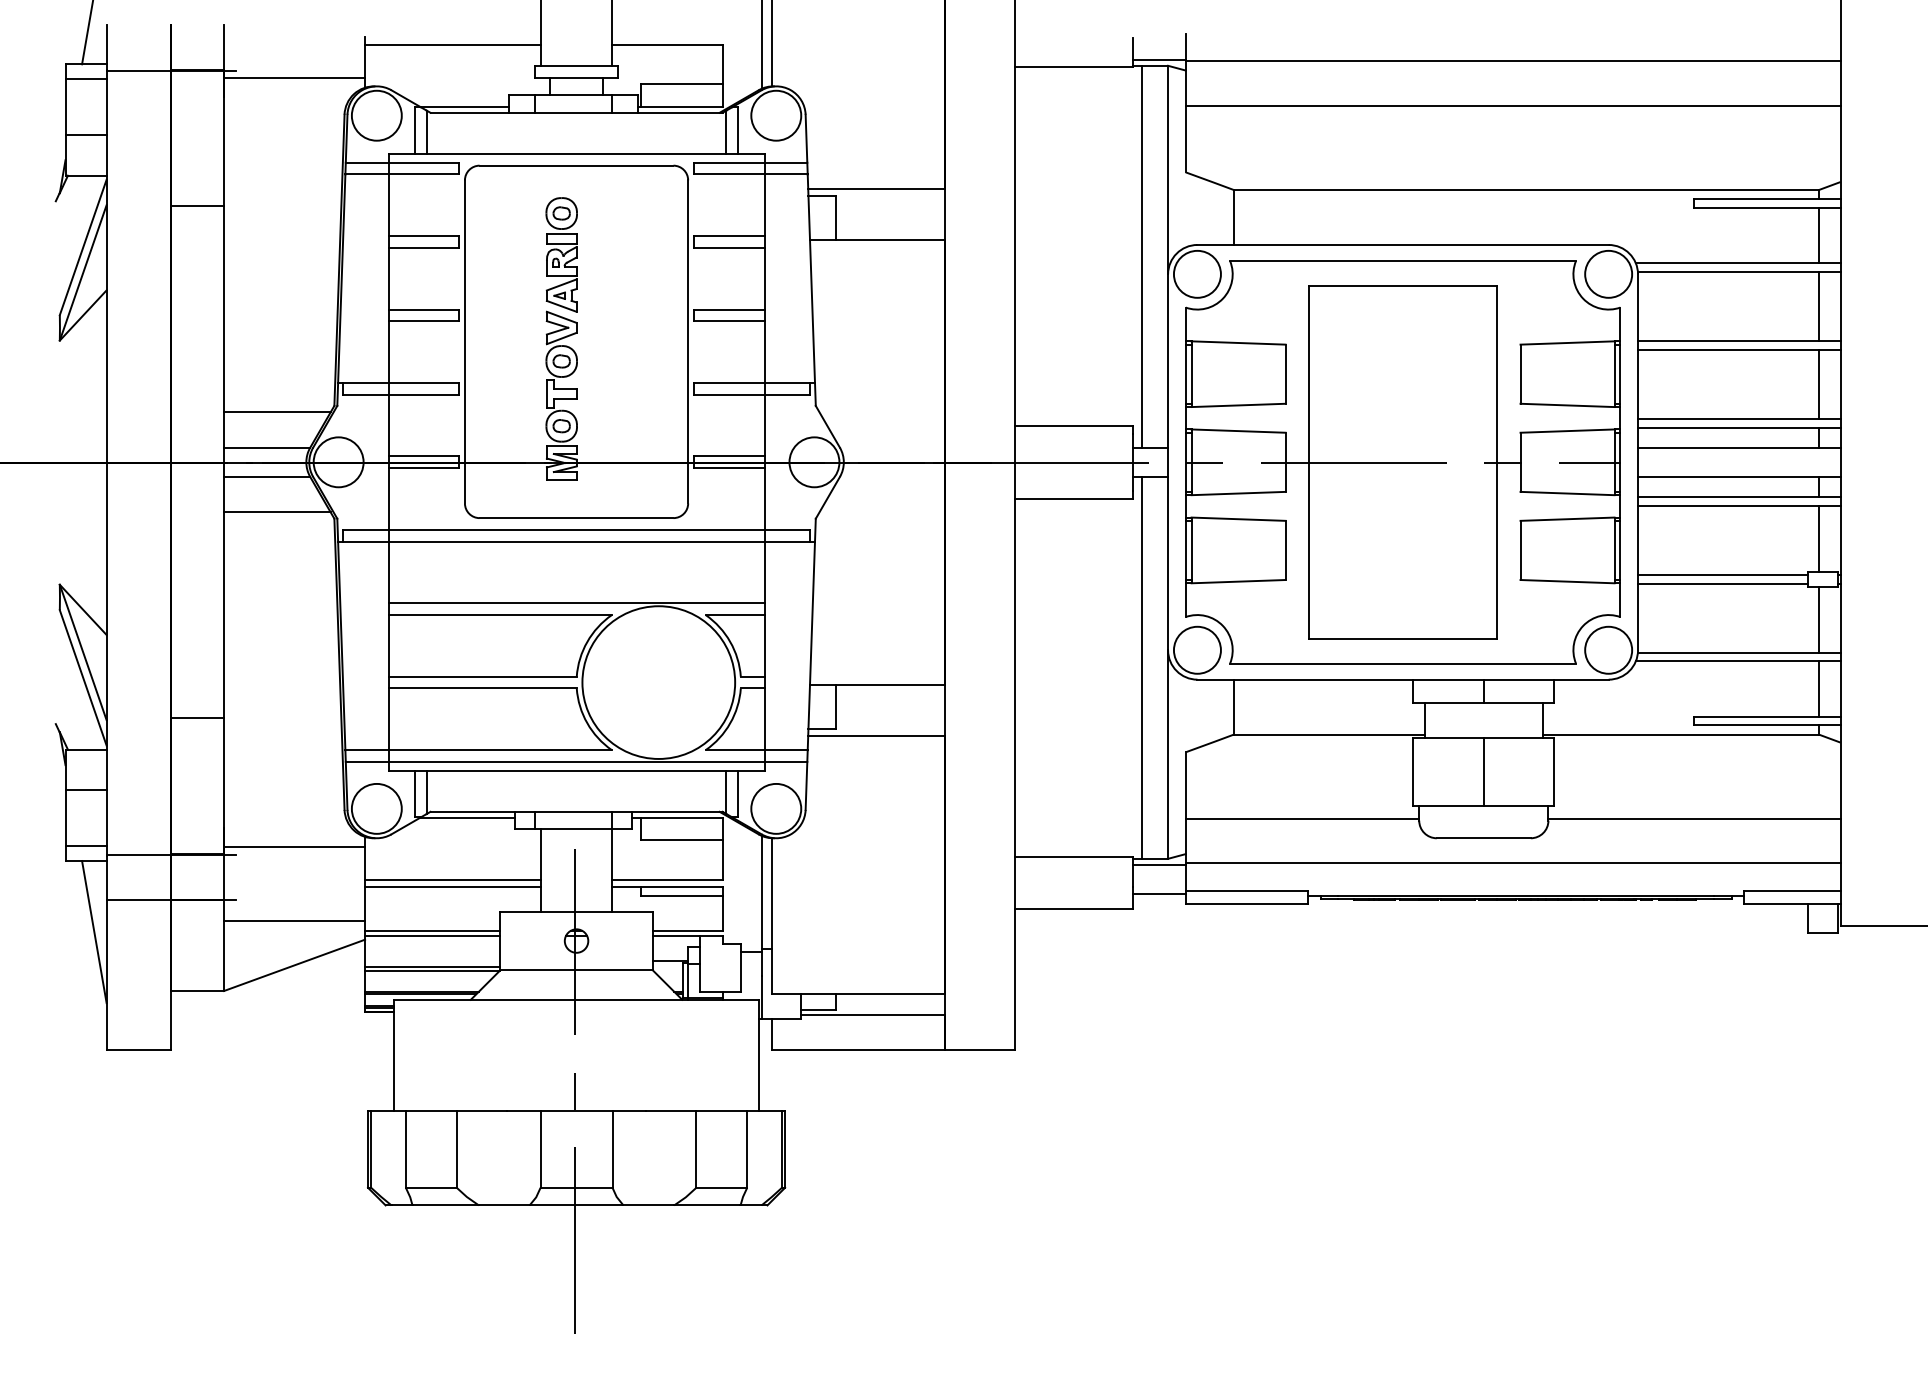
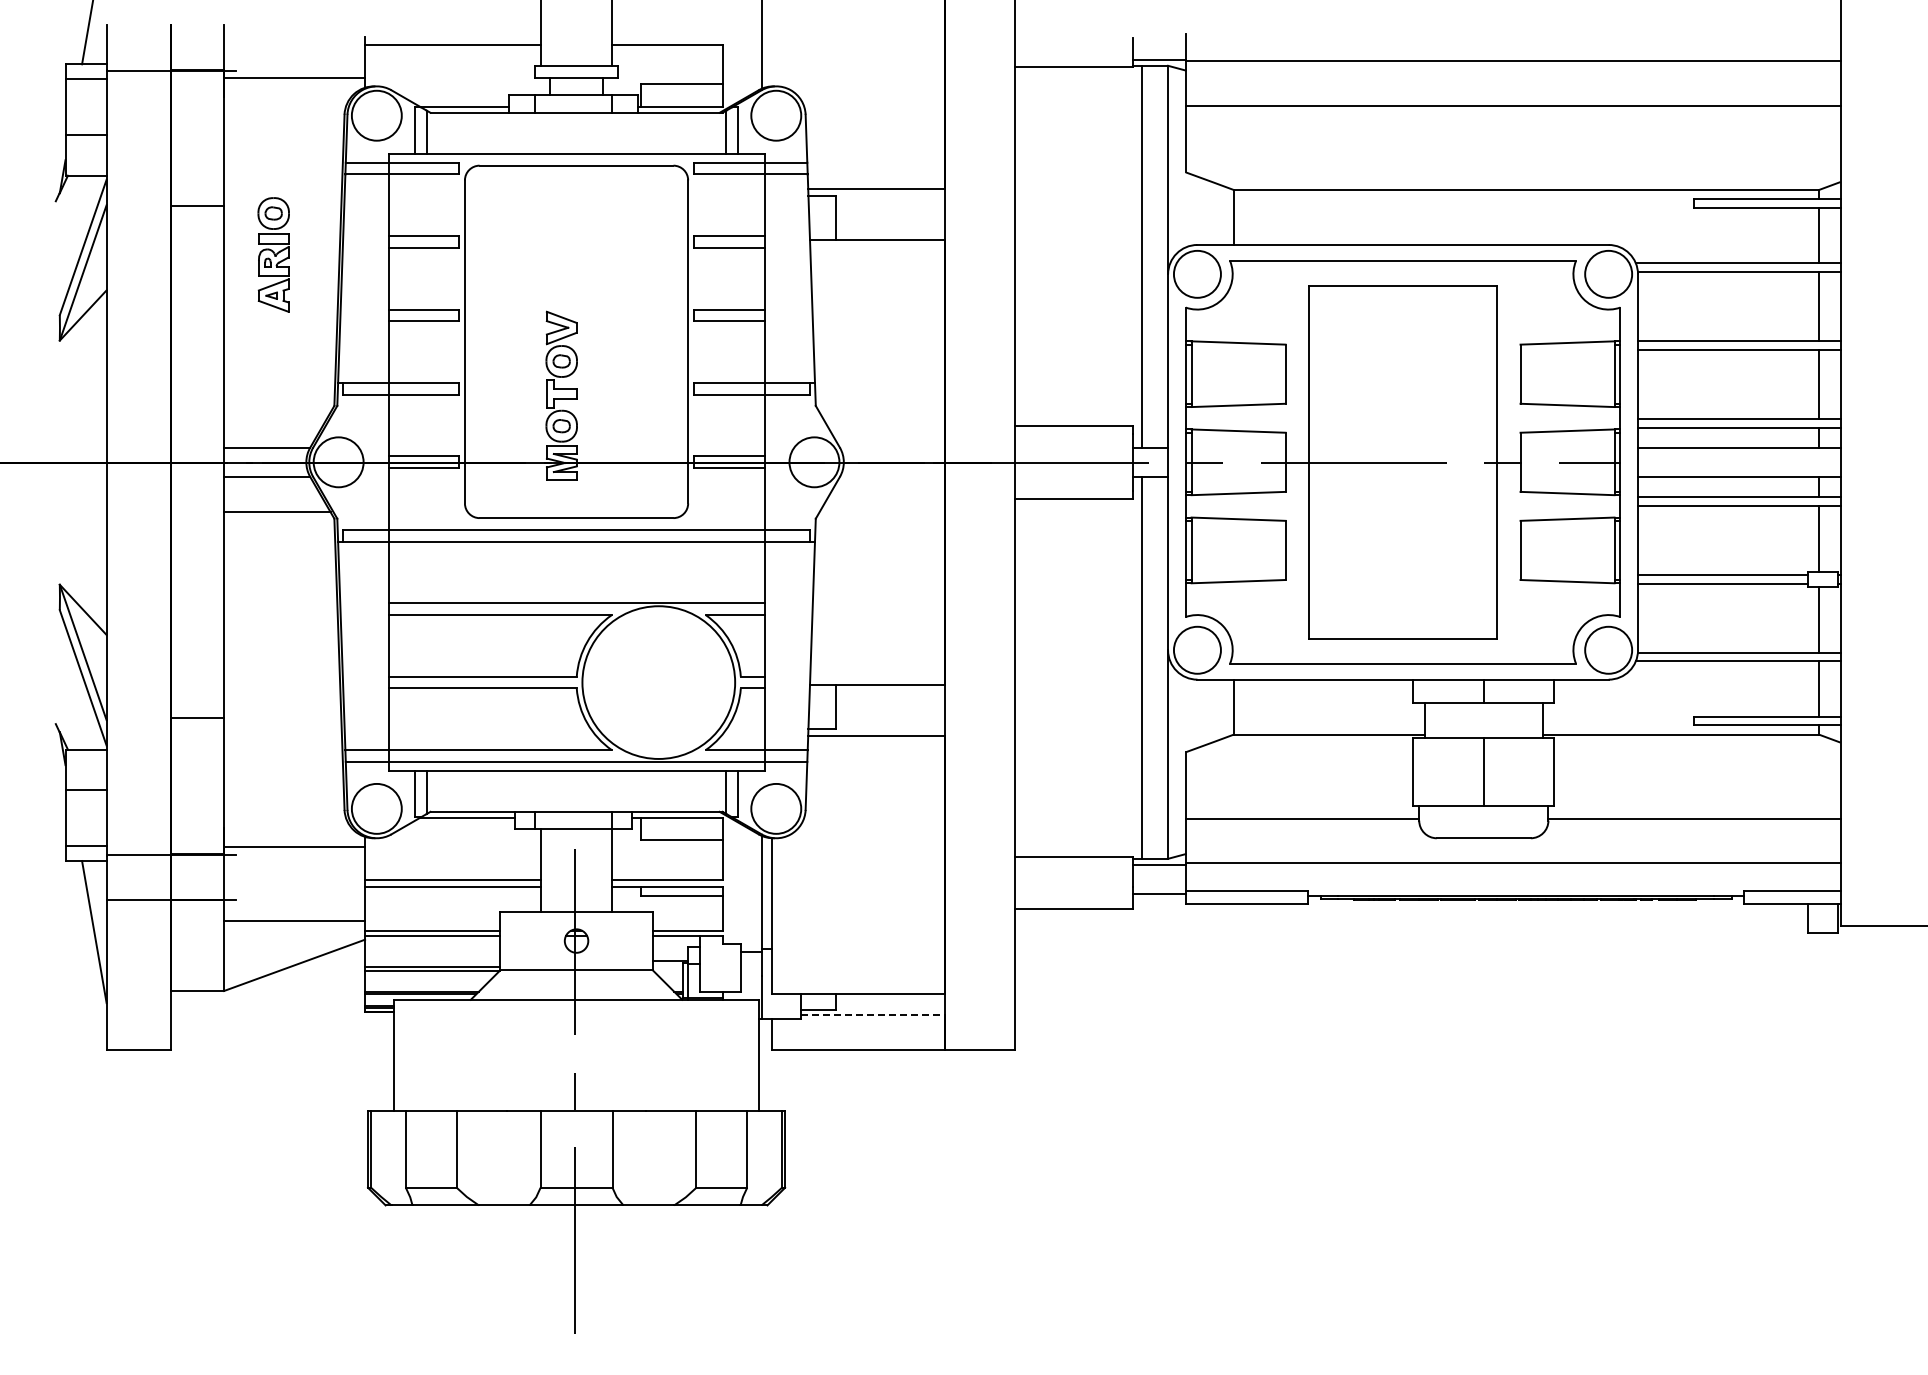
line: present -> none (771, 44)
part position: (561, 254) -> (273, 254) (273, 254)
line: present -> none (277, 412)
line: solid -> dashed (872, 1015)
